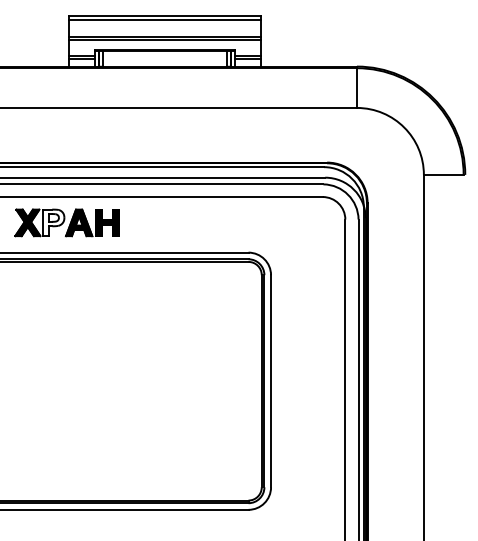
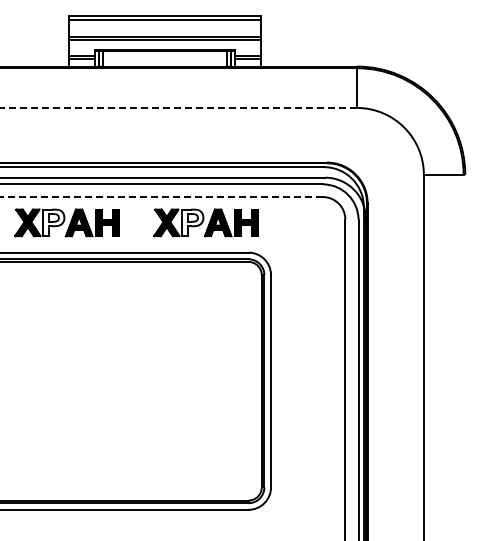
line: solid -> dashed (178, 107)
line: solid -> dashed (160, 197)
part: none -> present (205, 222)
